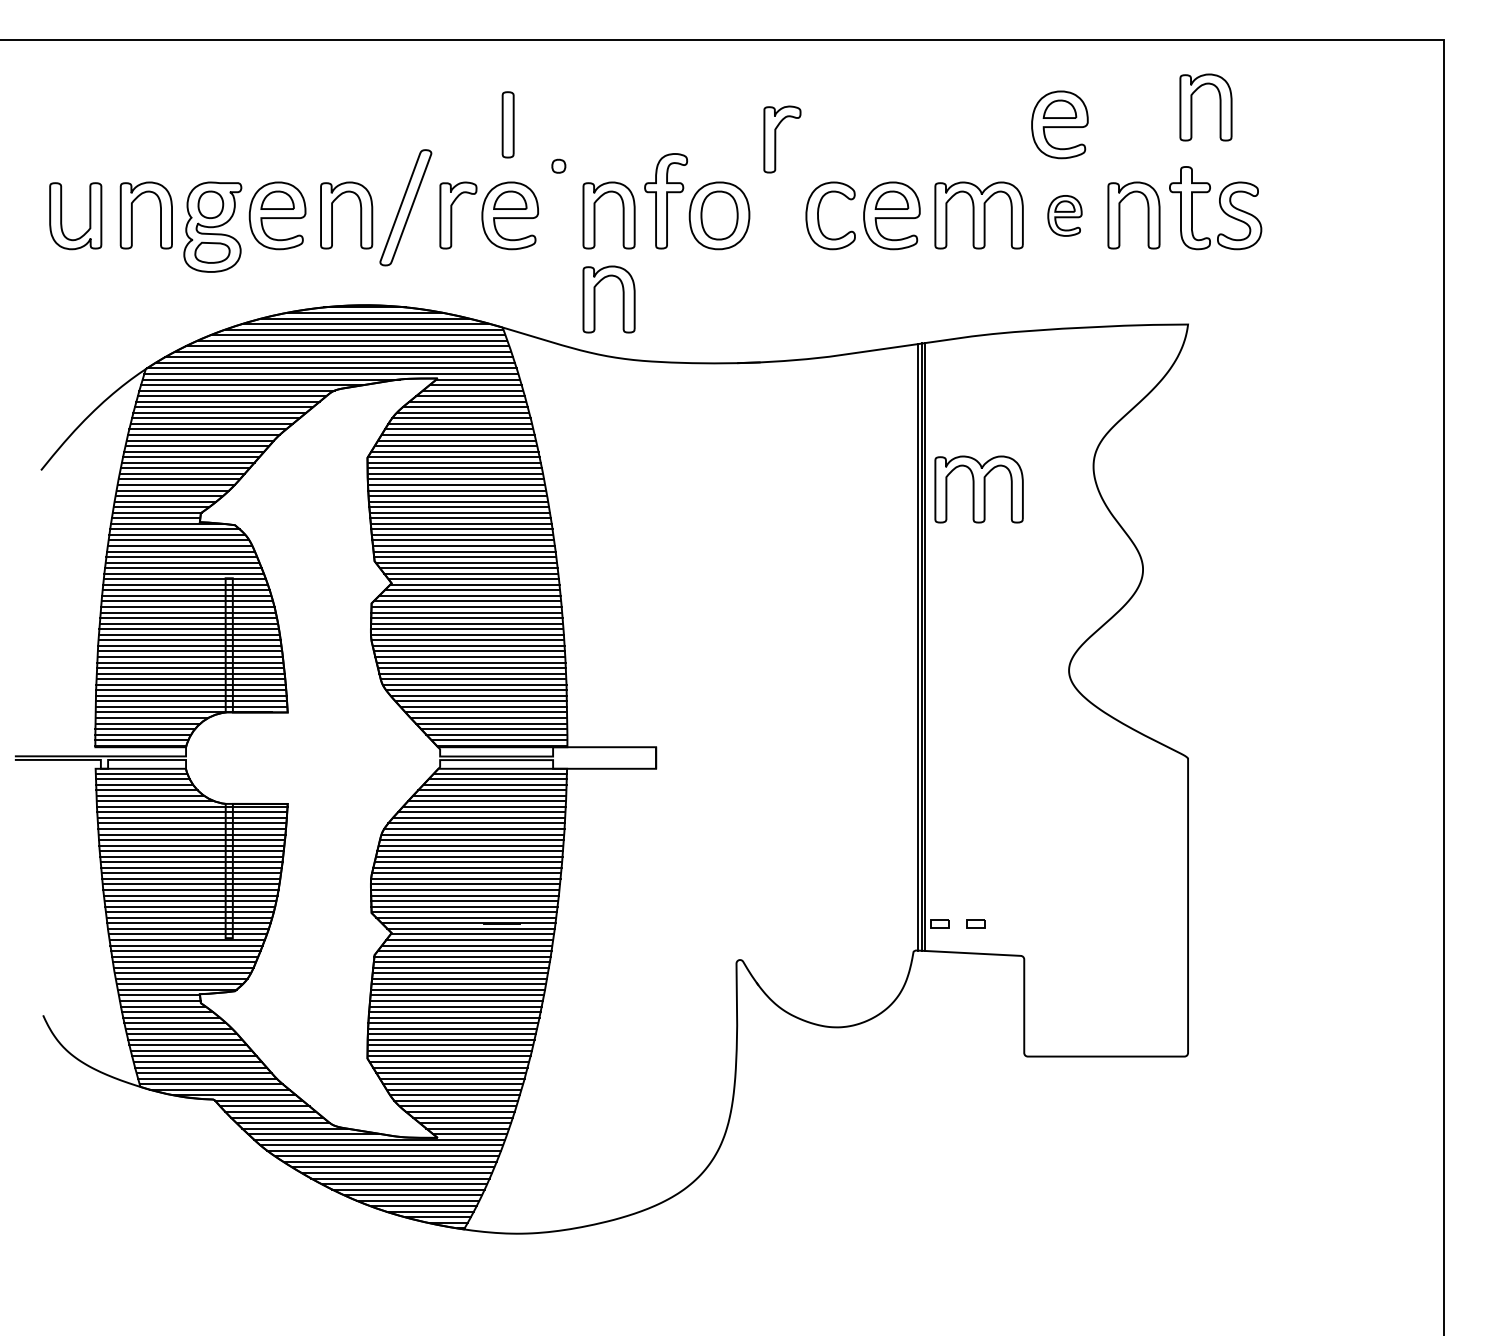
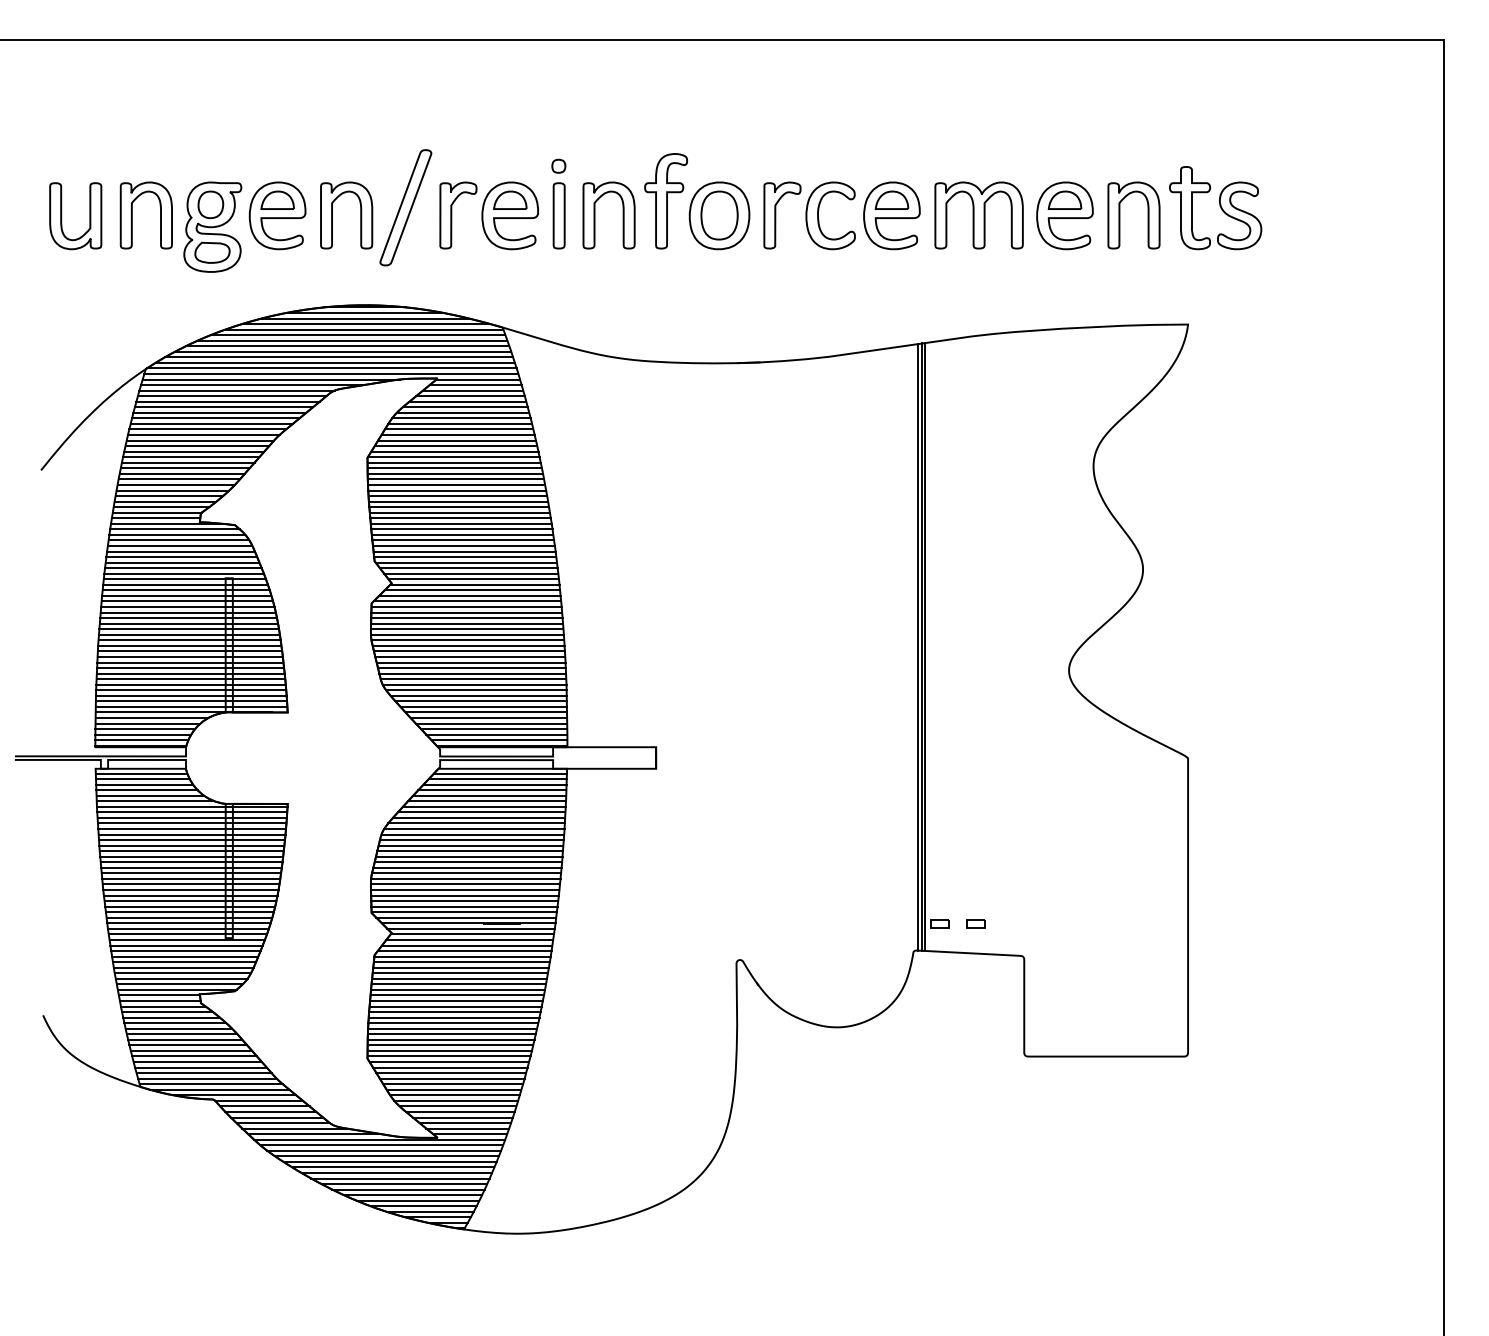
part: present -> none (1192, 107)
part position: (507, 124) -> (558, 215) (558, 215)
part: present -> none (1059, 124)
part position: (782, 139) -> (782, 215) (782, 215)
part size: 36x42 px -> 58x70 px (1064, 215)
part: present -> none (595, 299)
part: present -> none (978, 489)
